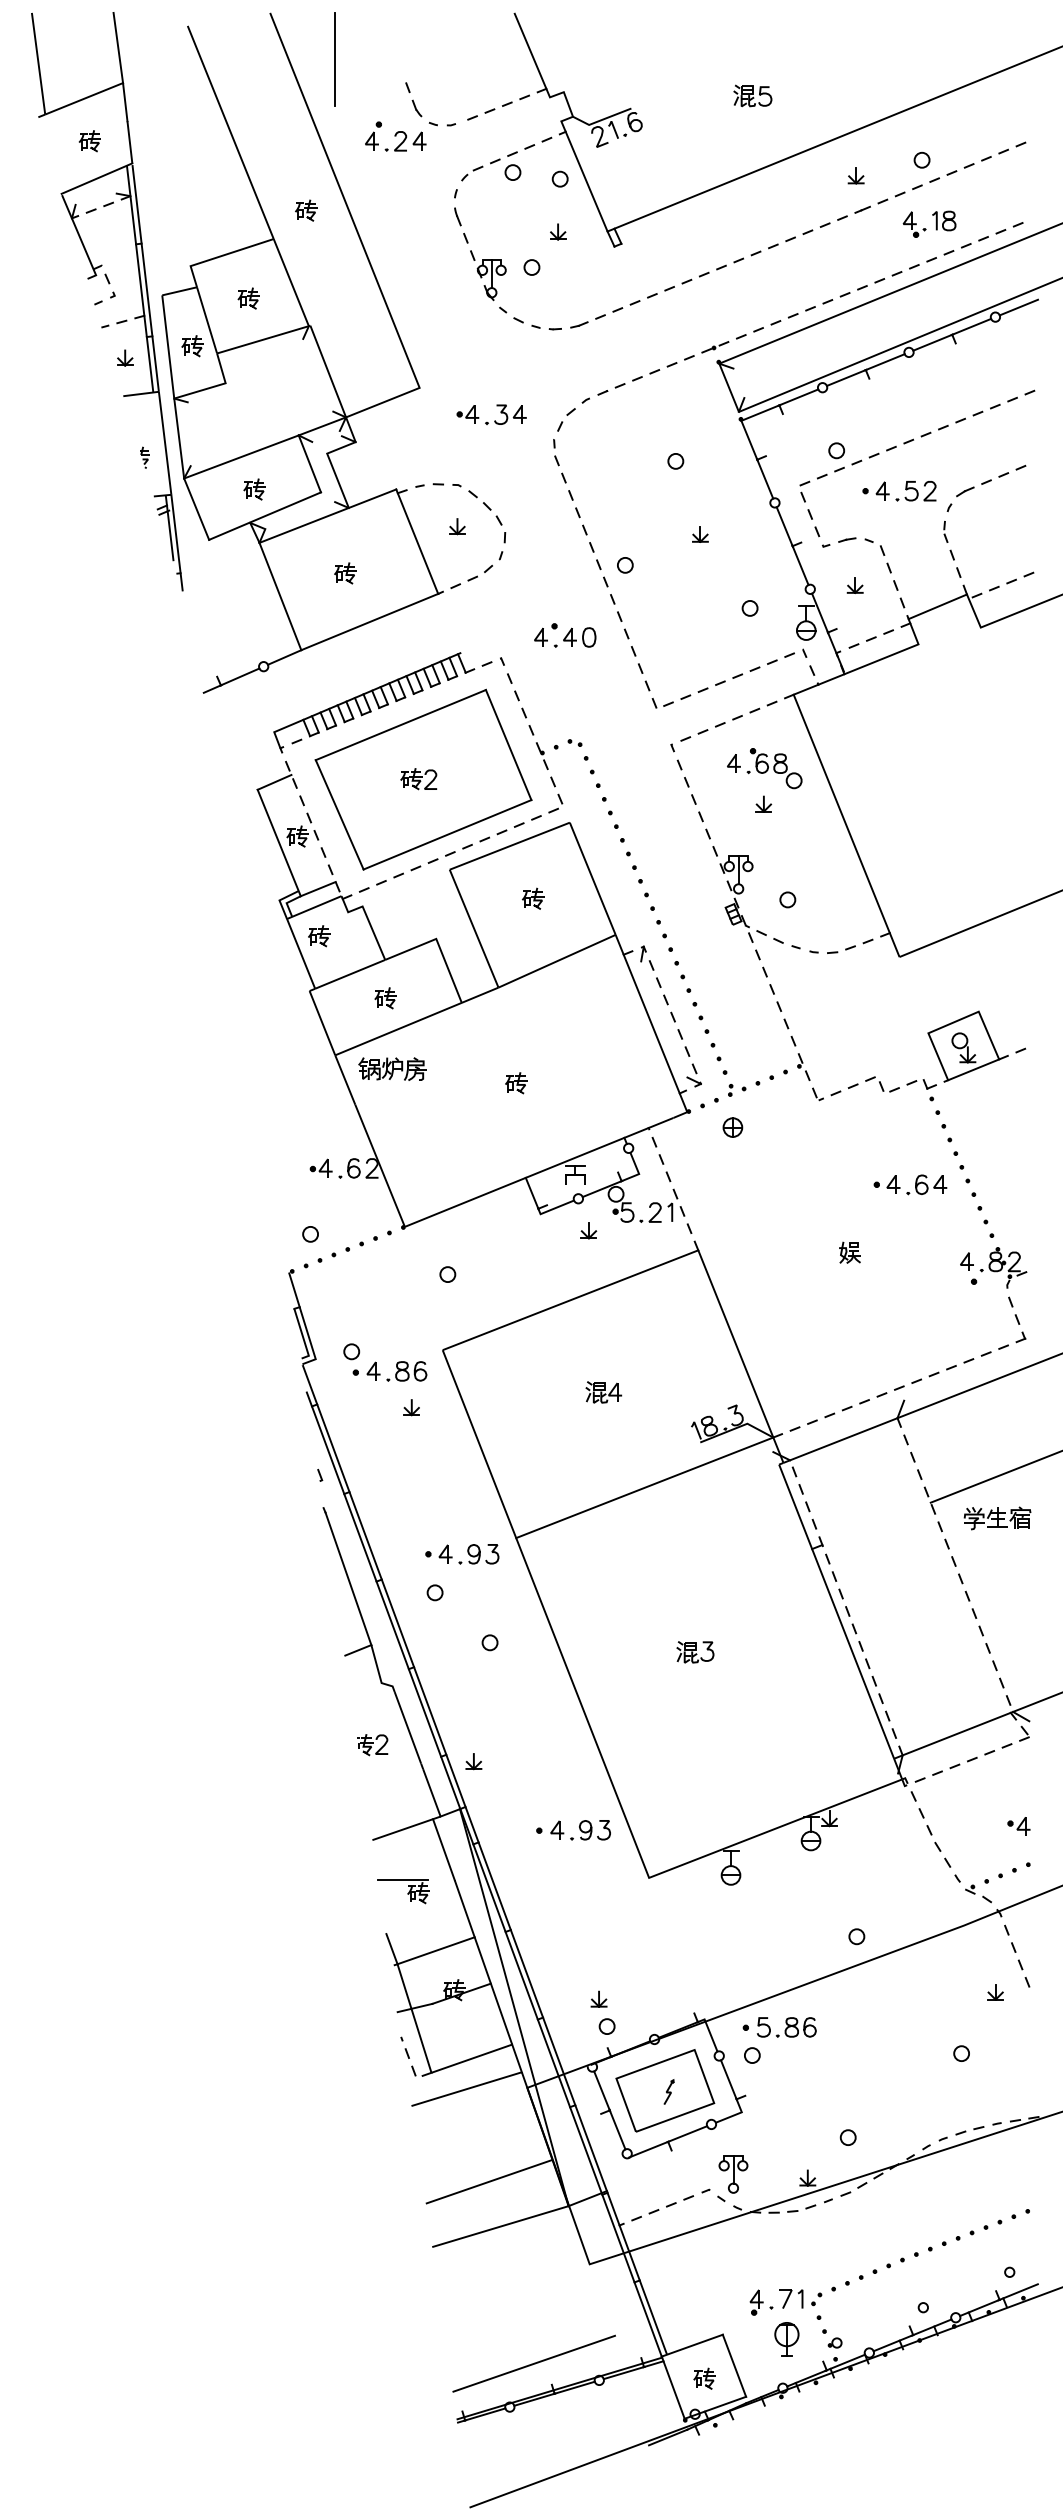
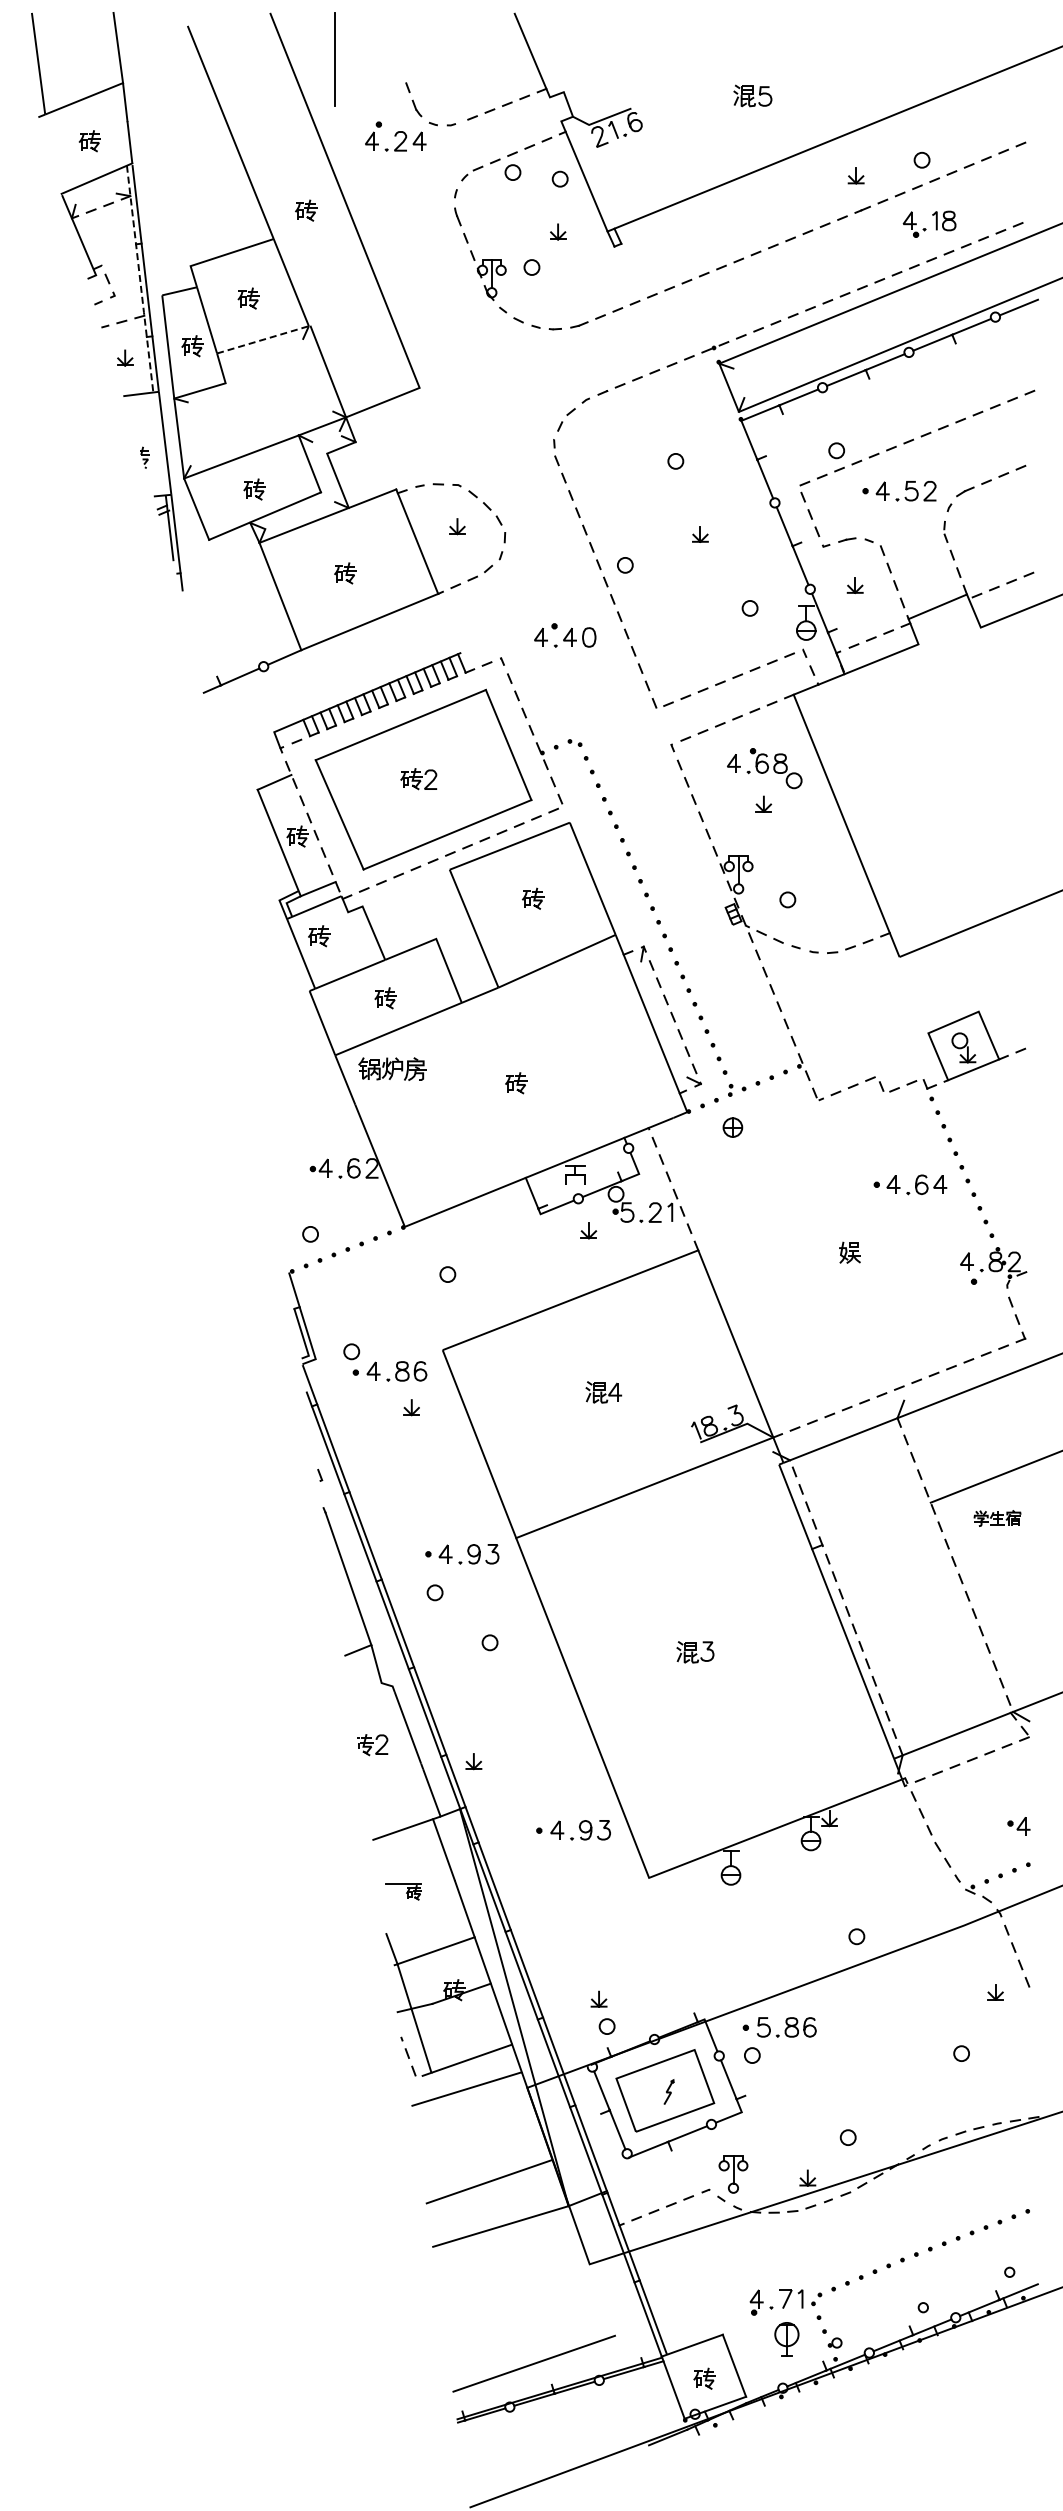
line: solid -> dashed (140, 279)
line: solid -> dashed (263, 339)
part: present -> none (494, 420)
part size: 69x25 px -> 49x17 px (997, 1518)
part size: 53x26 px -> 37x18 px (403, 1891)
